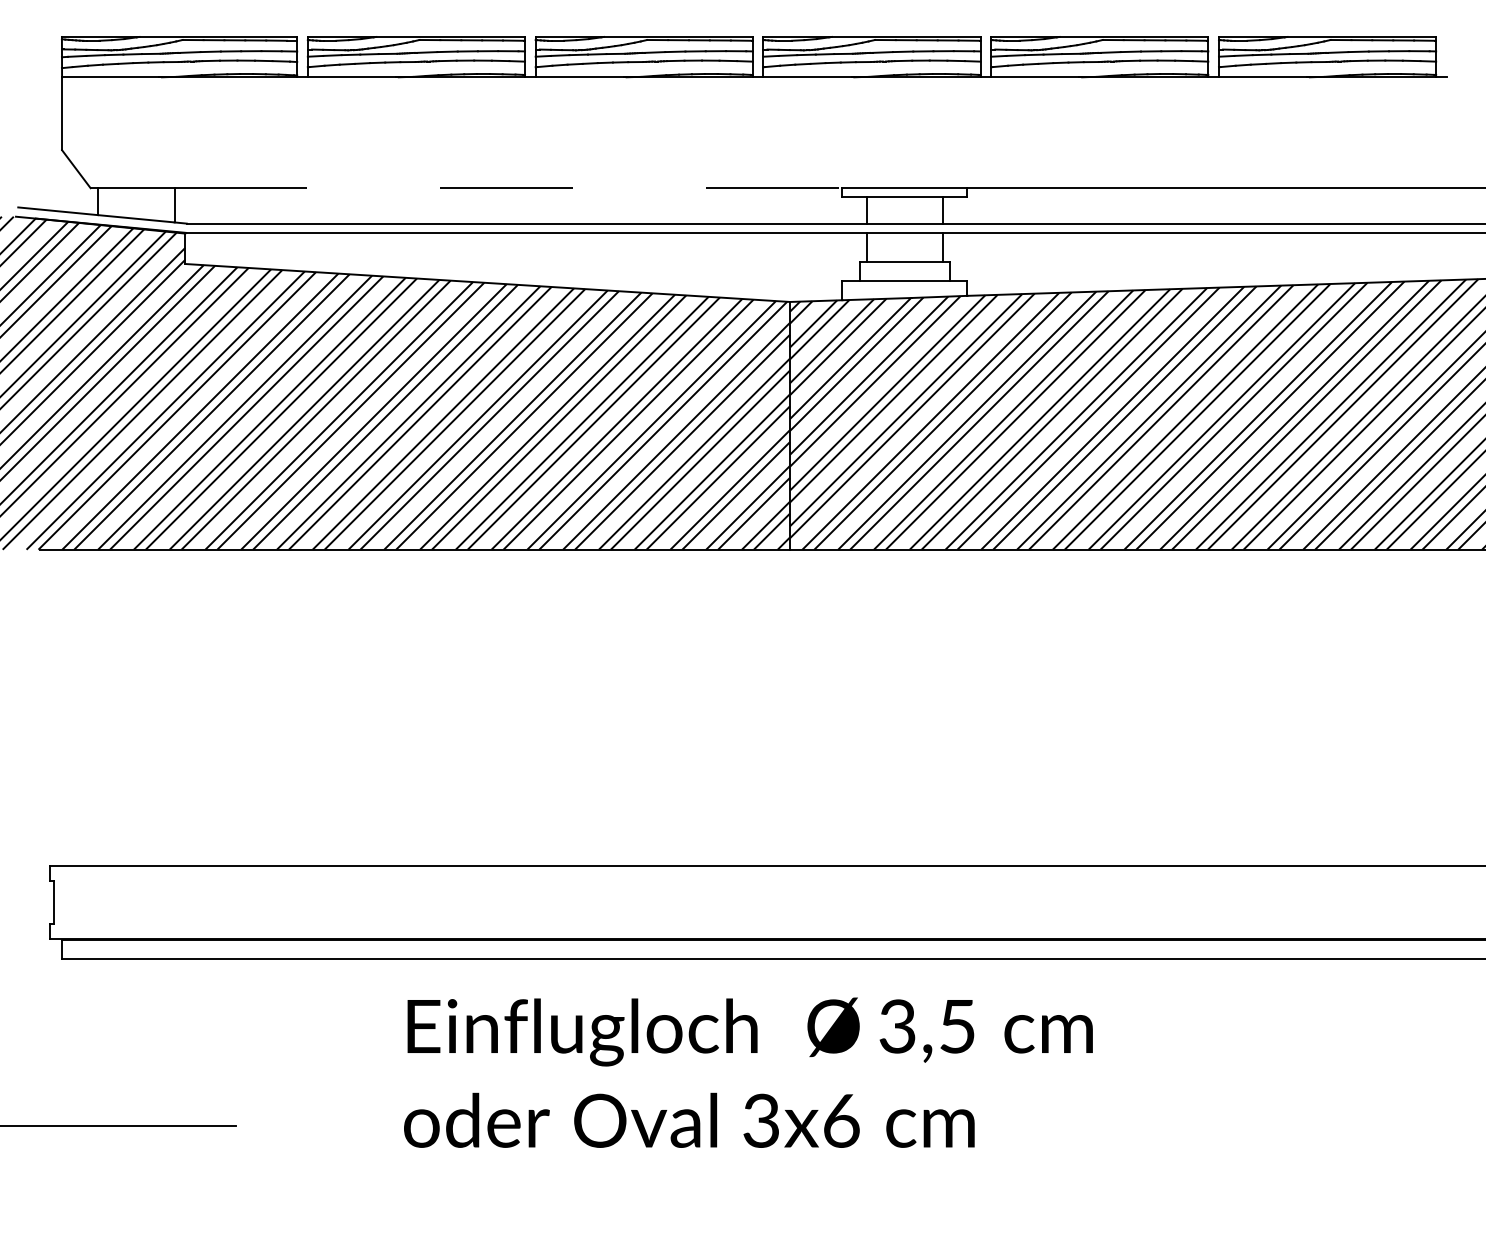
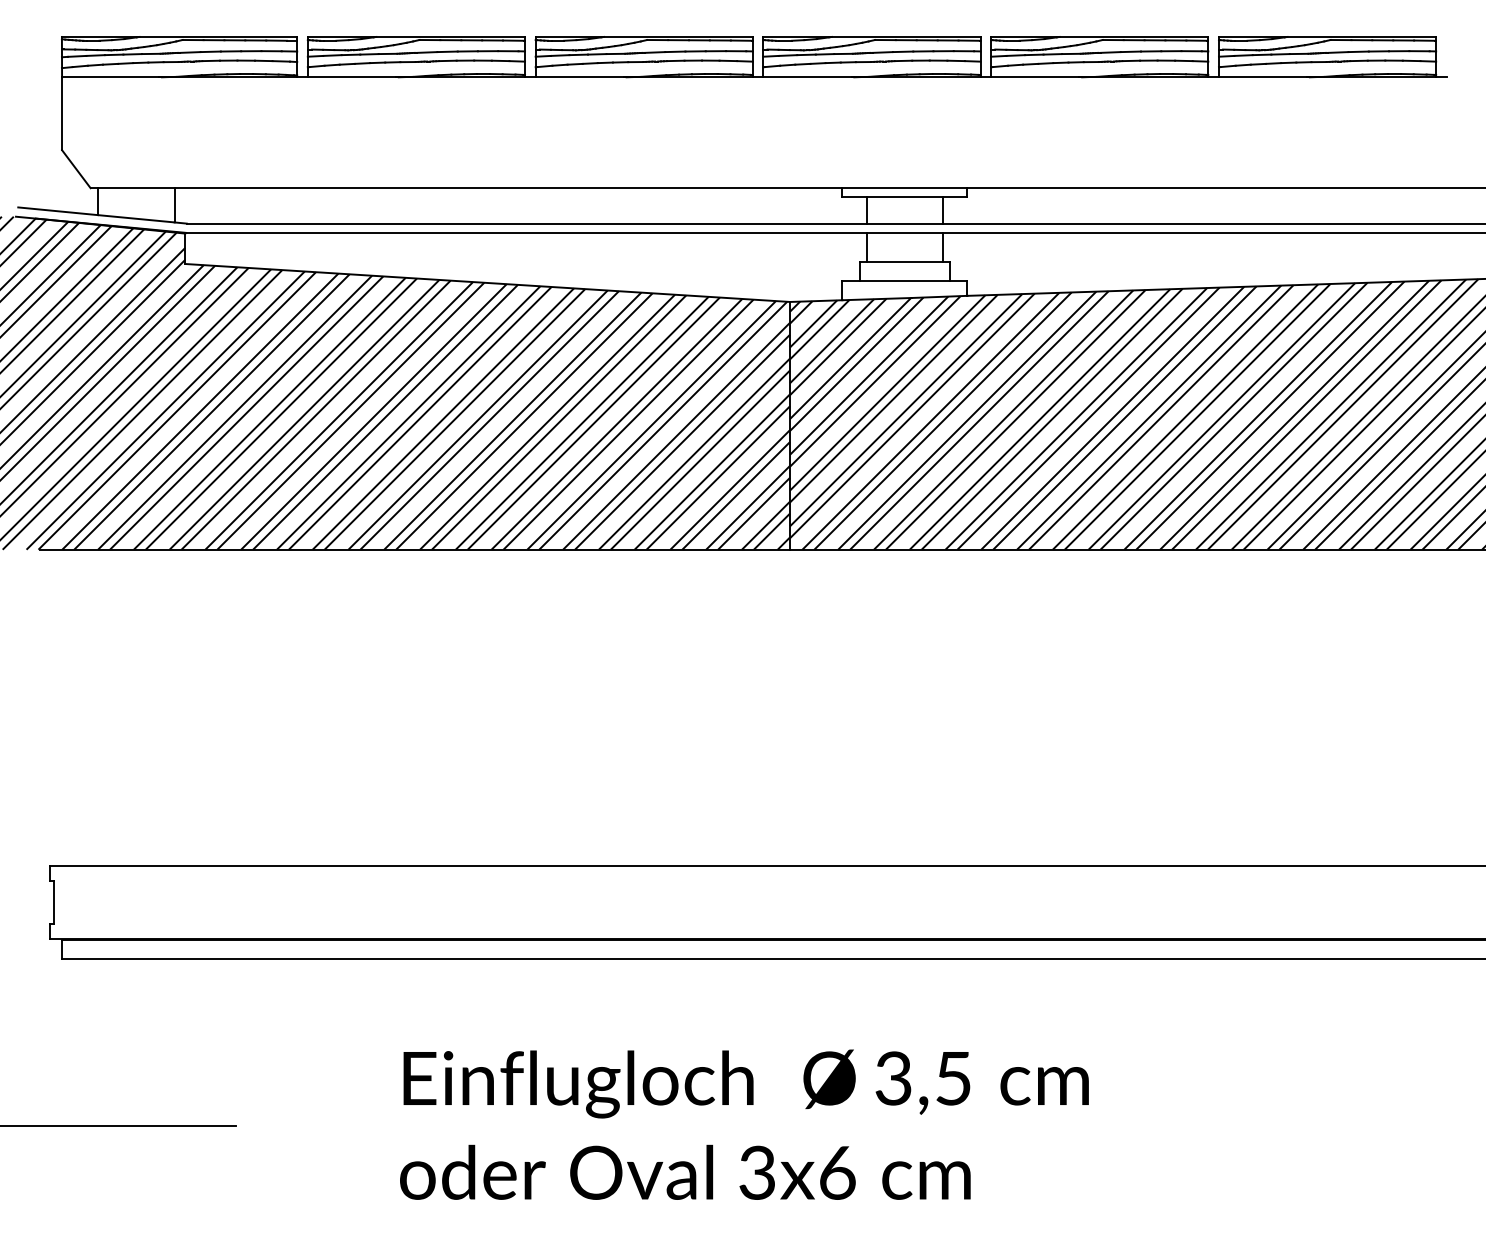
line: dashed -> solid (508, 188)
text position: (748, 1072) -> (744, 1124) (744, 1124)
